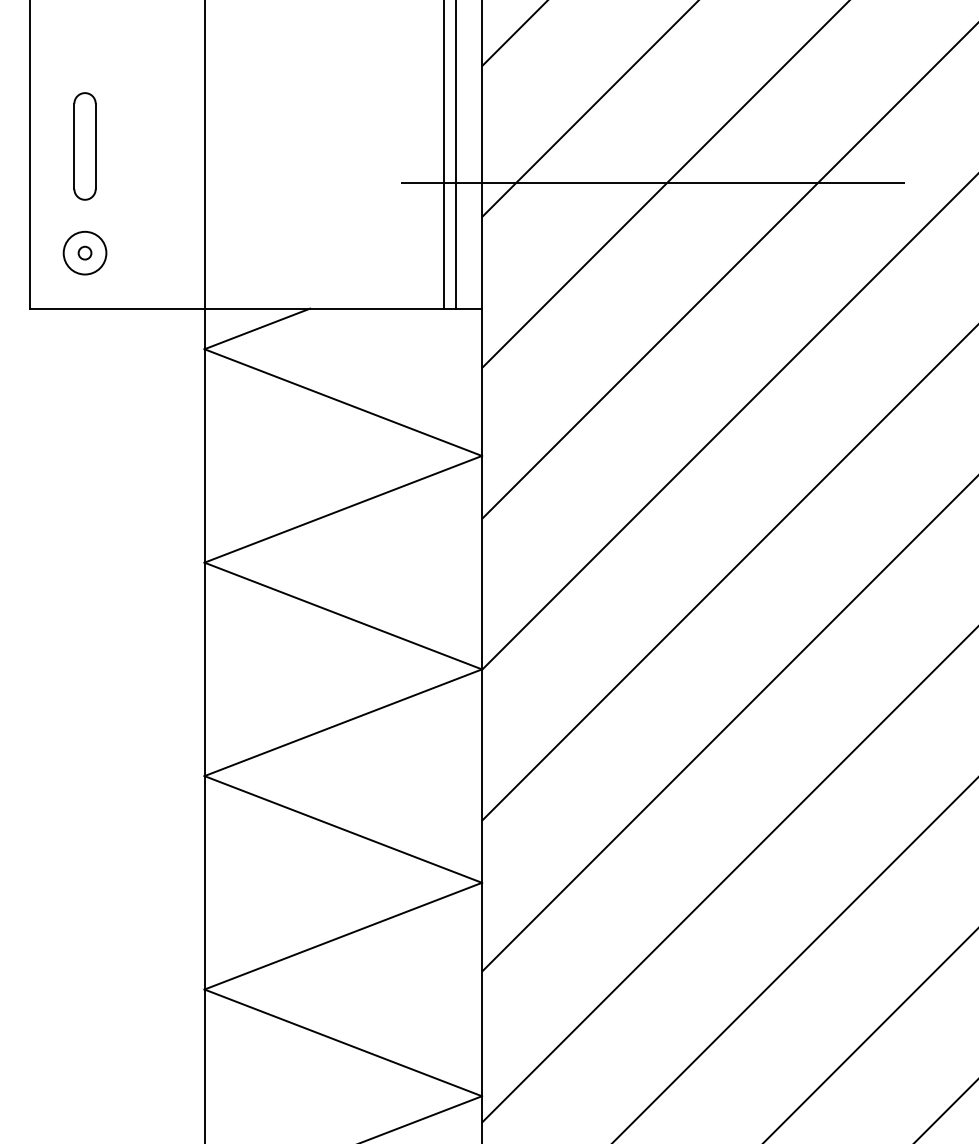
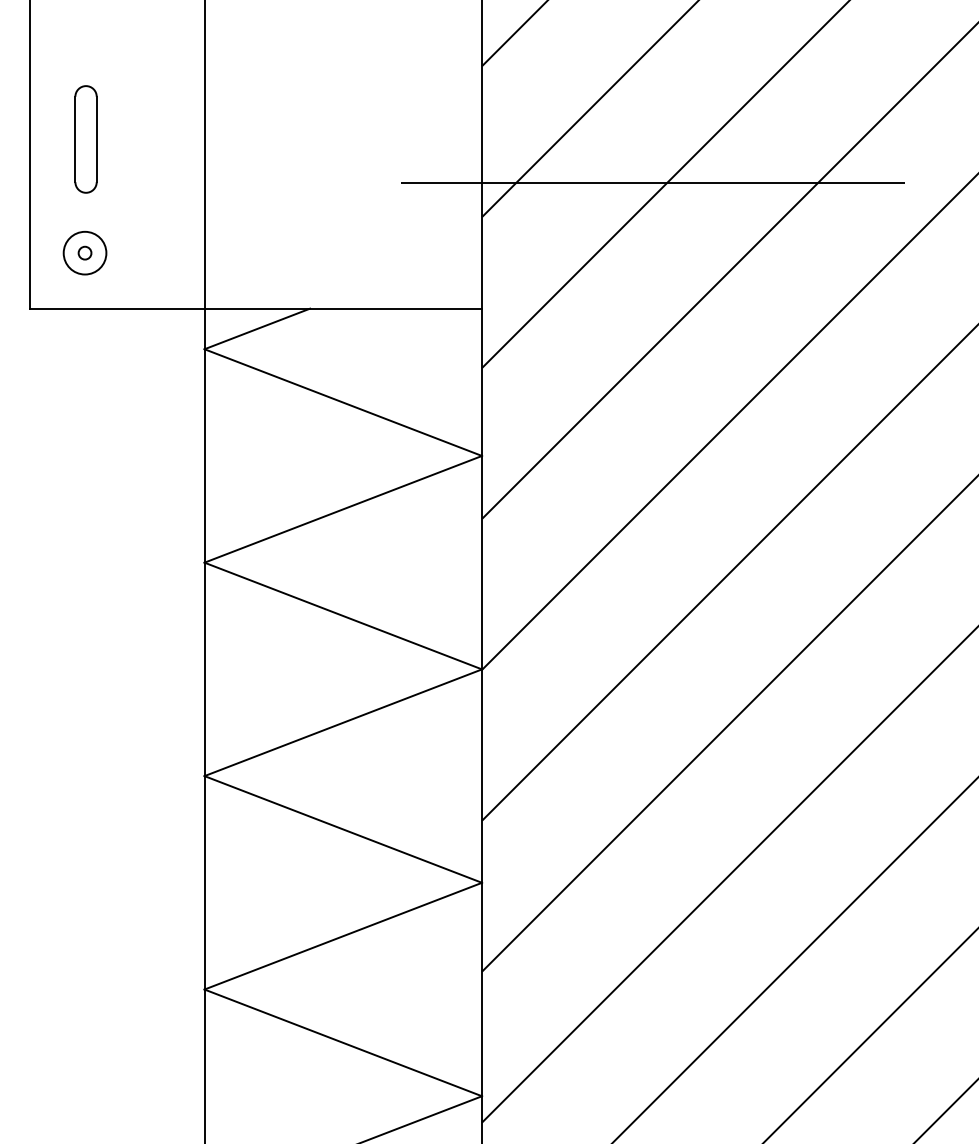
part position: (84, 146) -> (85, 139) (85, 139)
line: present -> none (443, 155)
line: present -> none (456, 155)
